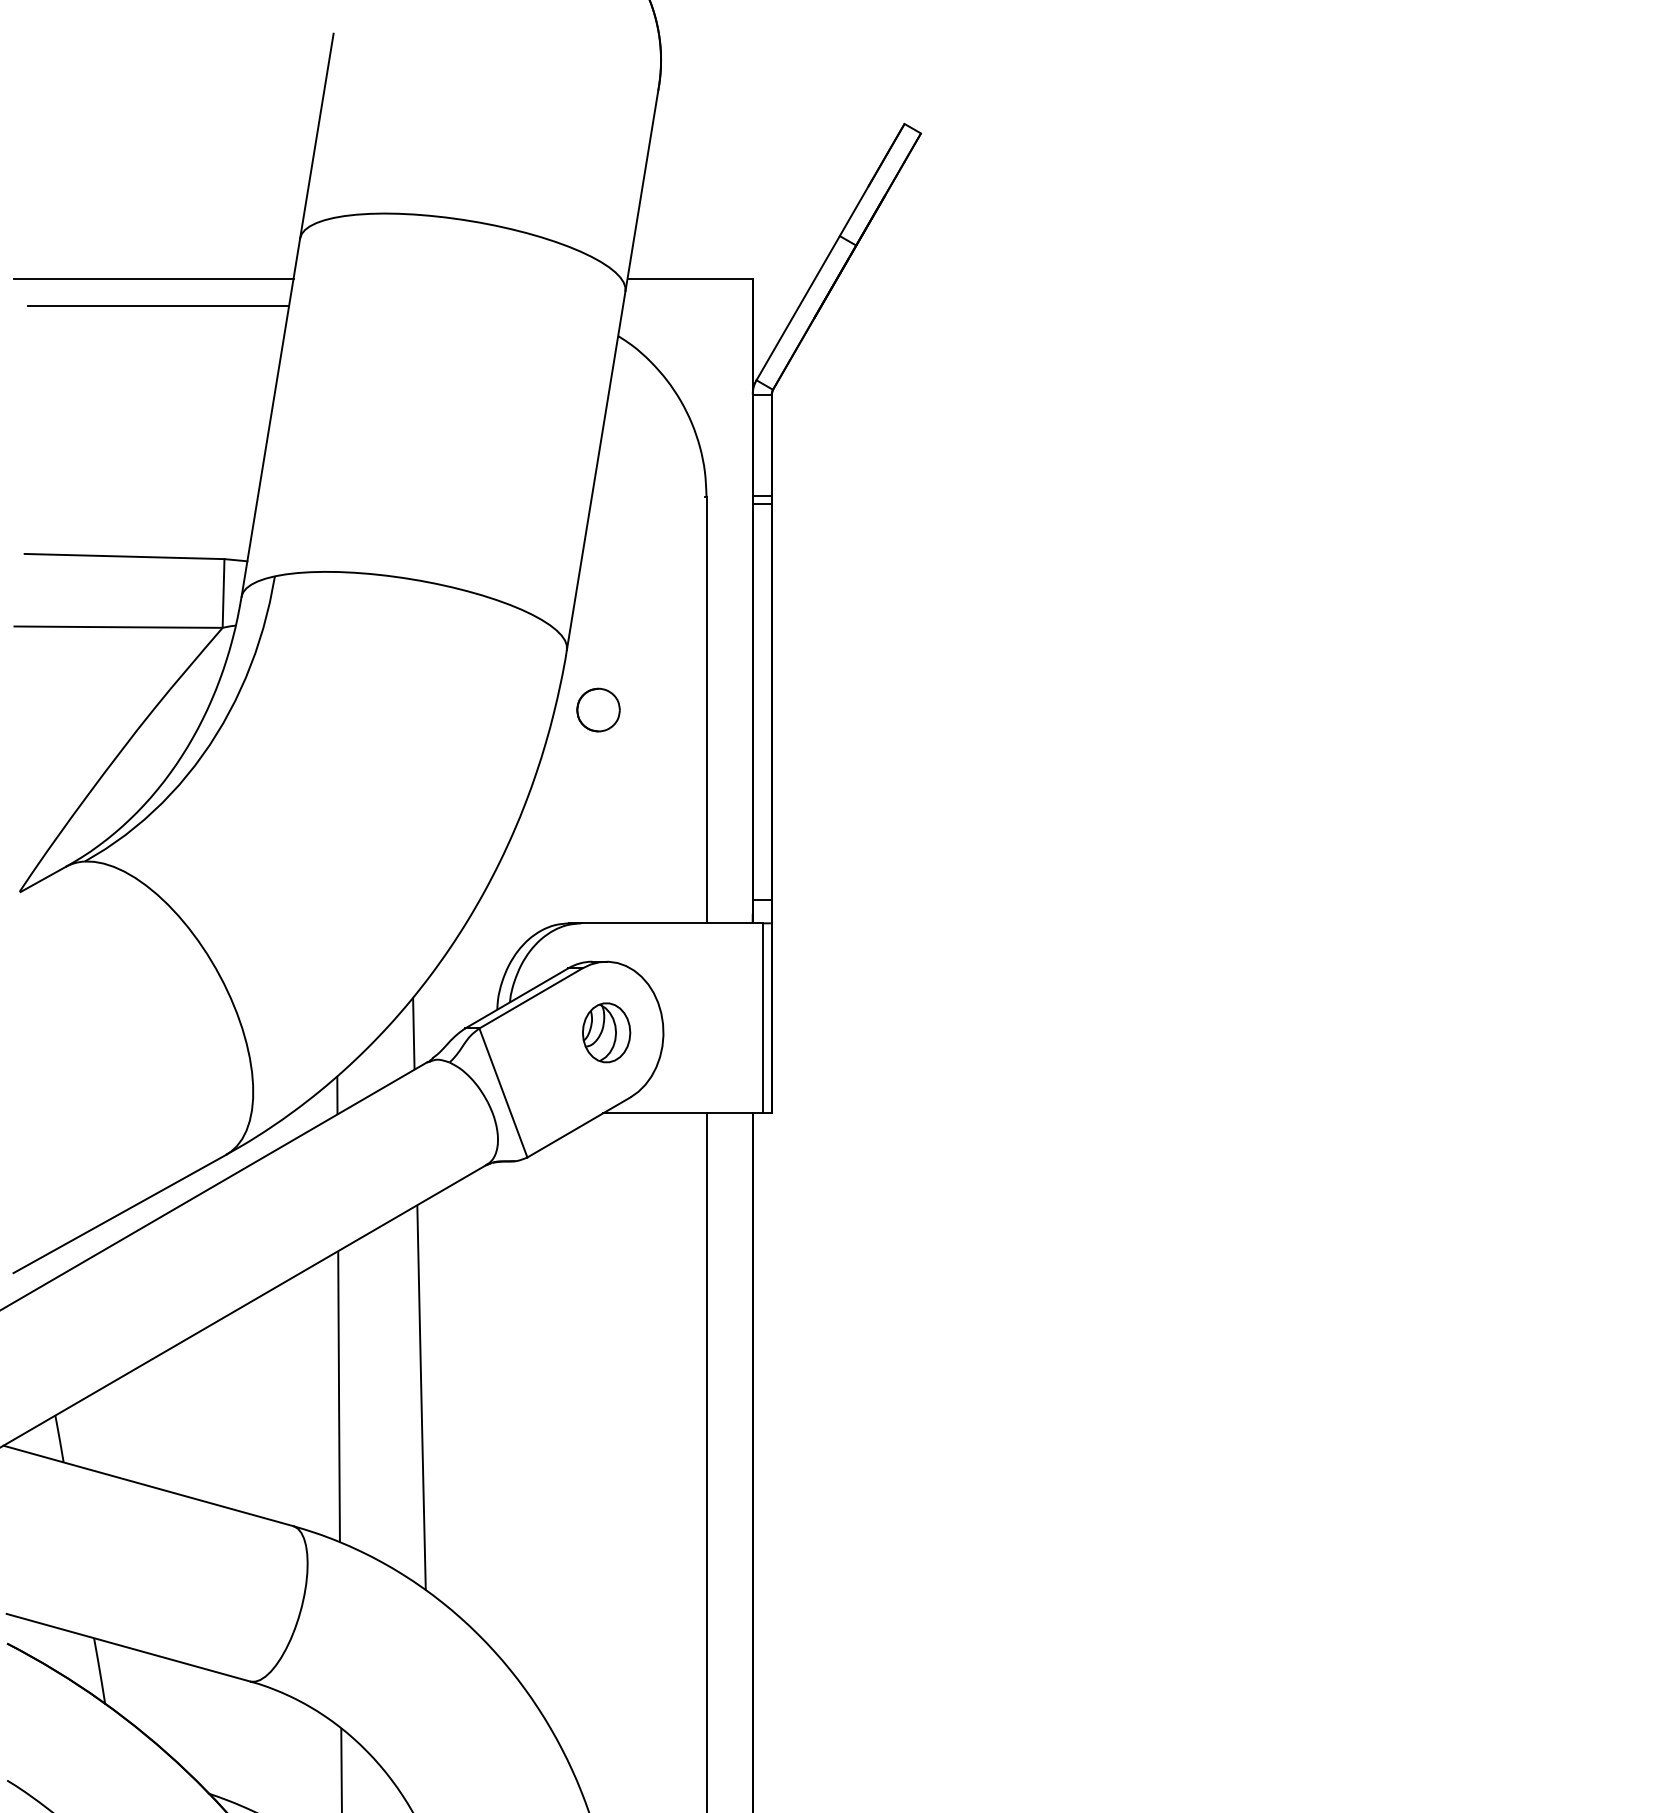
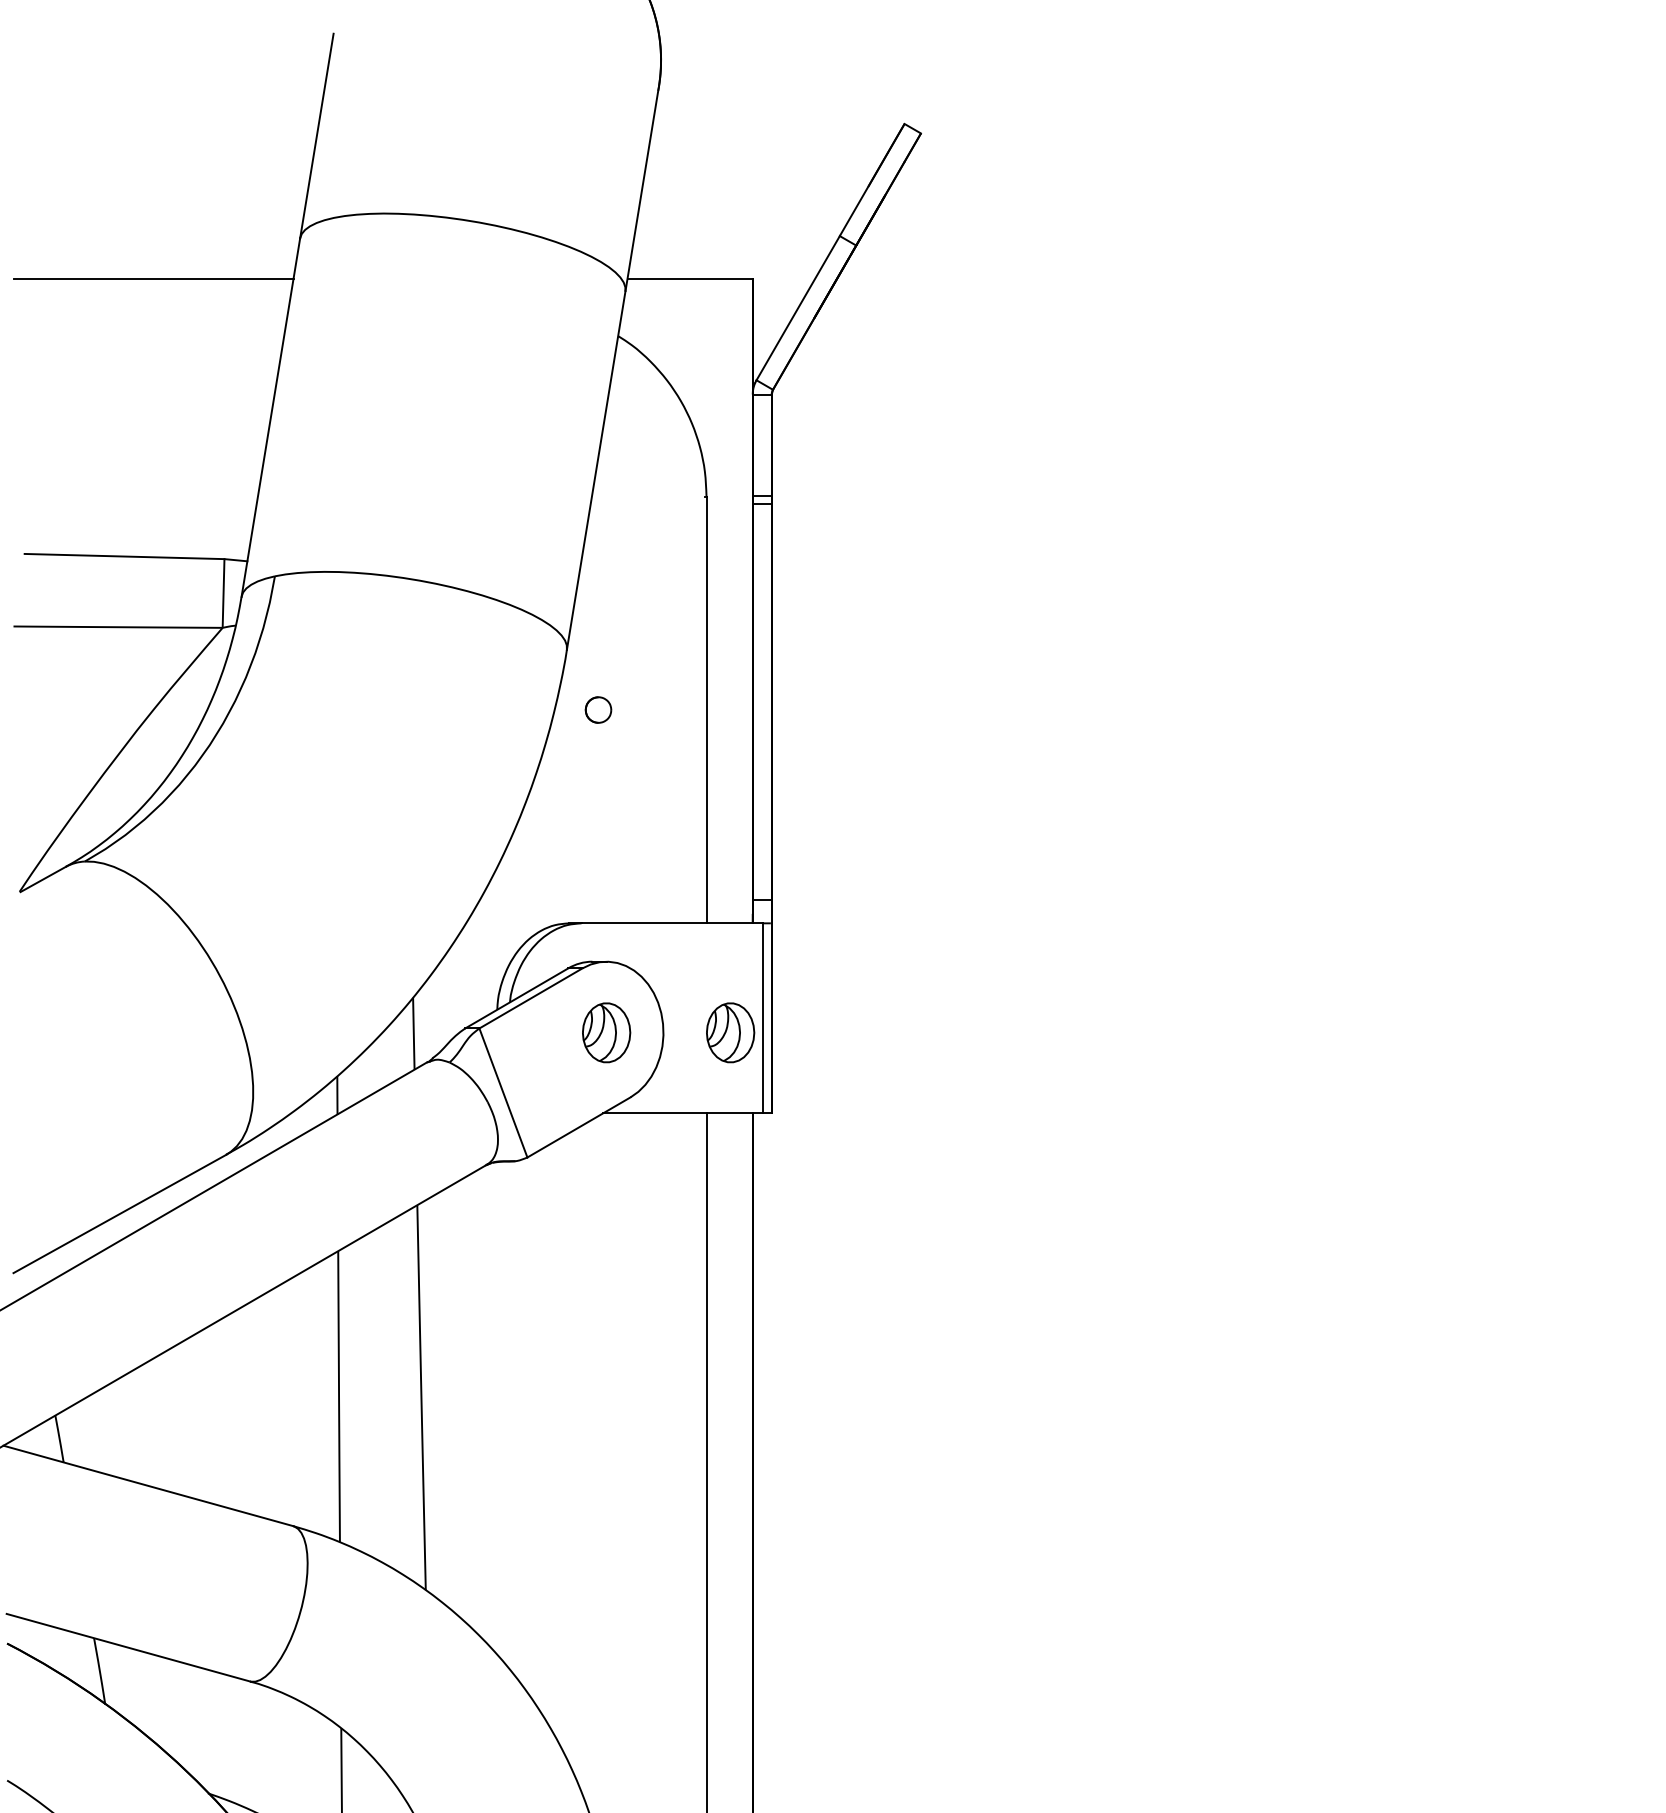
line: present -> none (158, 305)
part size: 45x46 px -> 29x28 px (598, 709)
part: none -> present (730, 1032)
